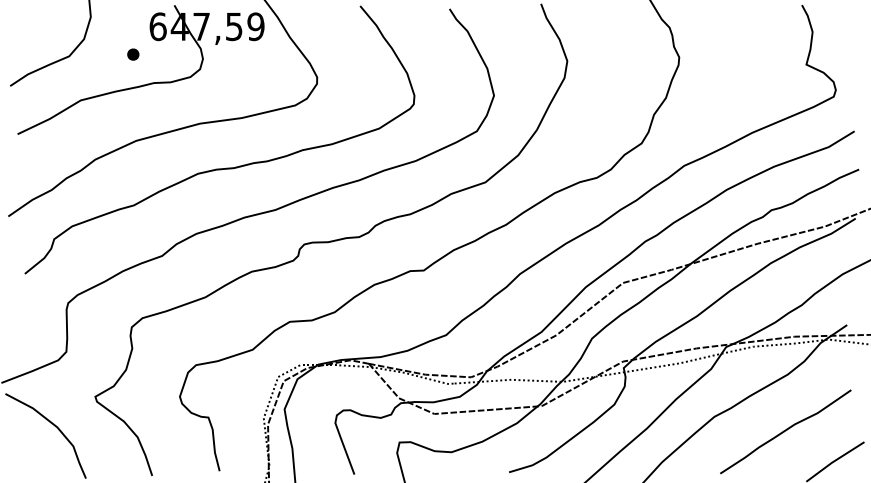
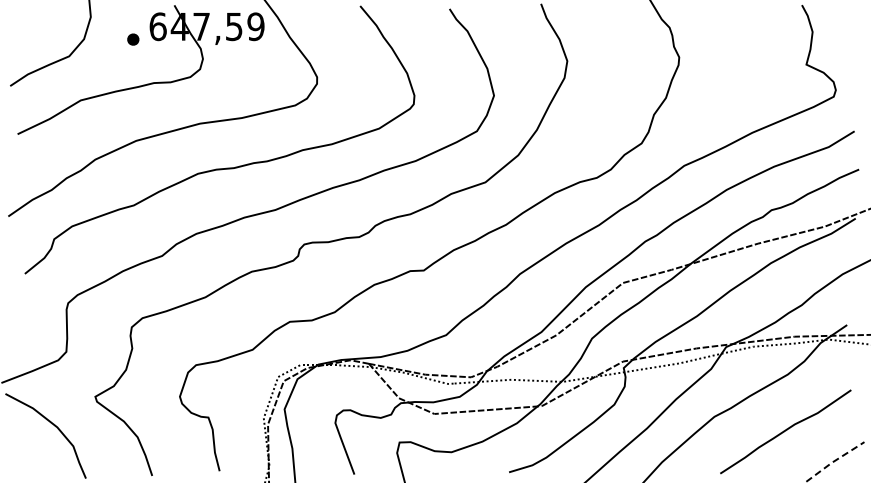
part position: (133, 54) -> (133, 39) (133, 39)
line: solid -> dashed (834, 461)
